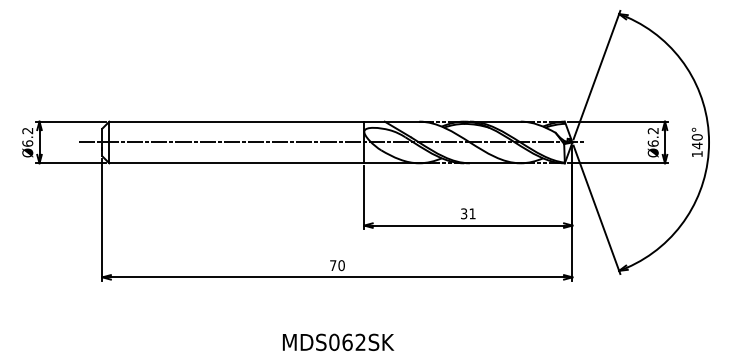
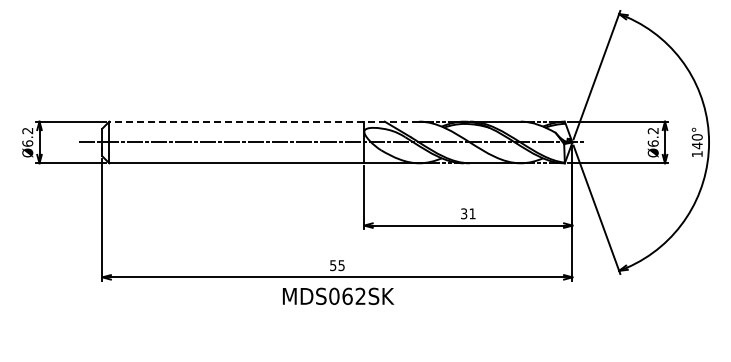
line: solid -> dashed (269, 121)
text: 70 -> 55 (337, 265)
text position: (338, 341) -> (338, 295) (338, 295)
